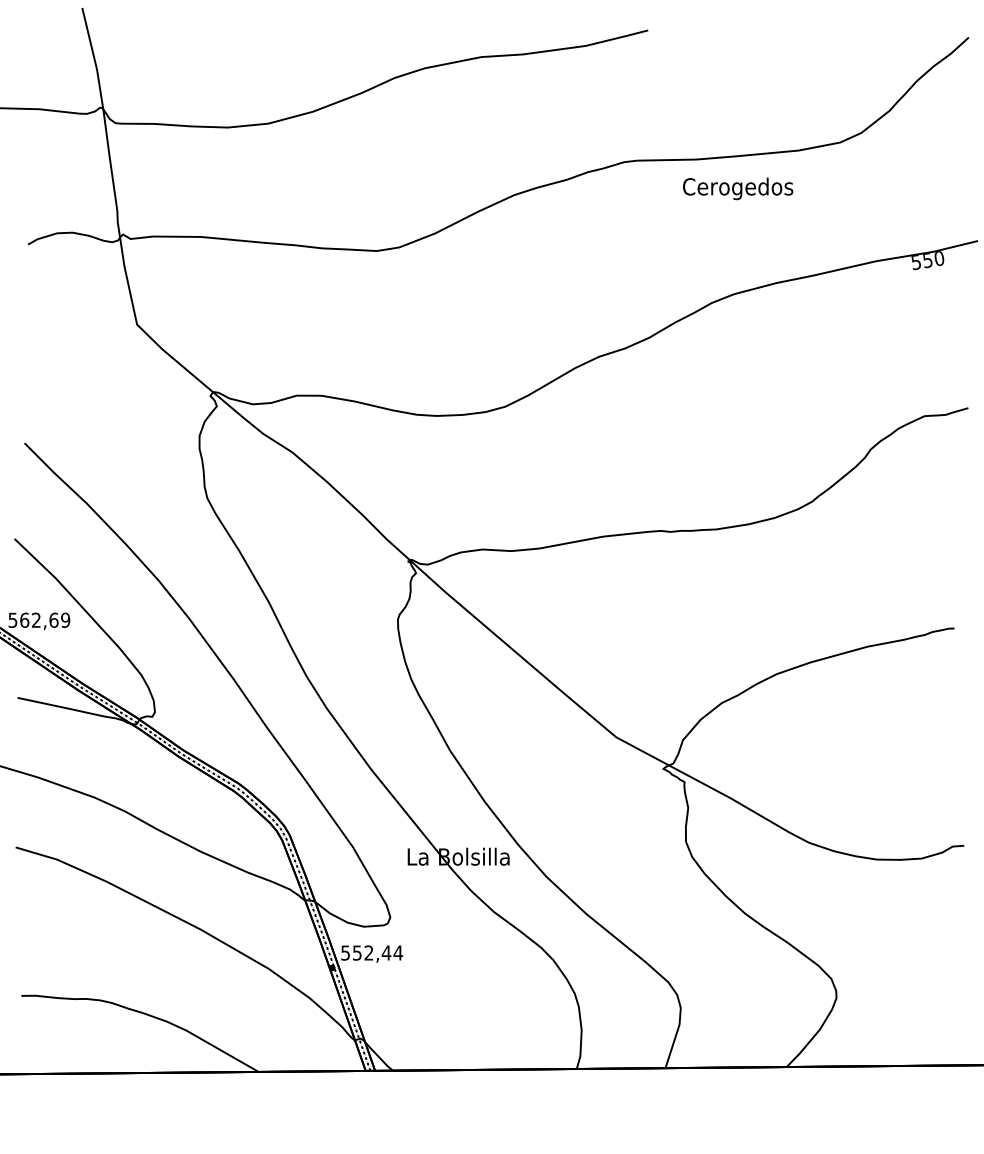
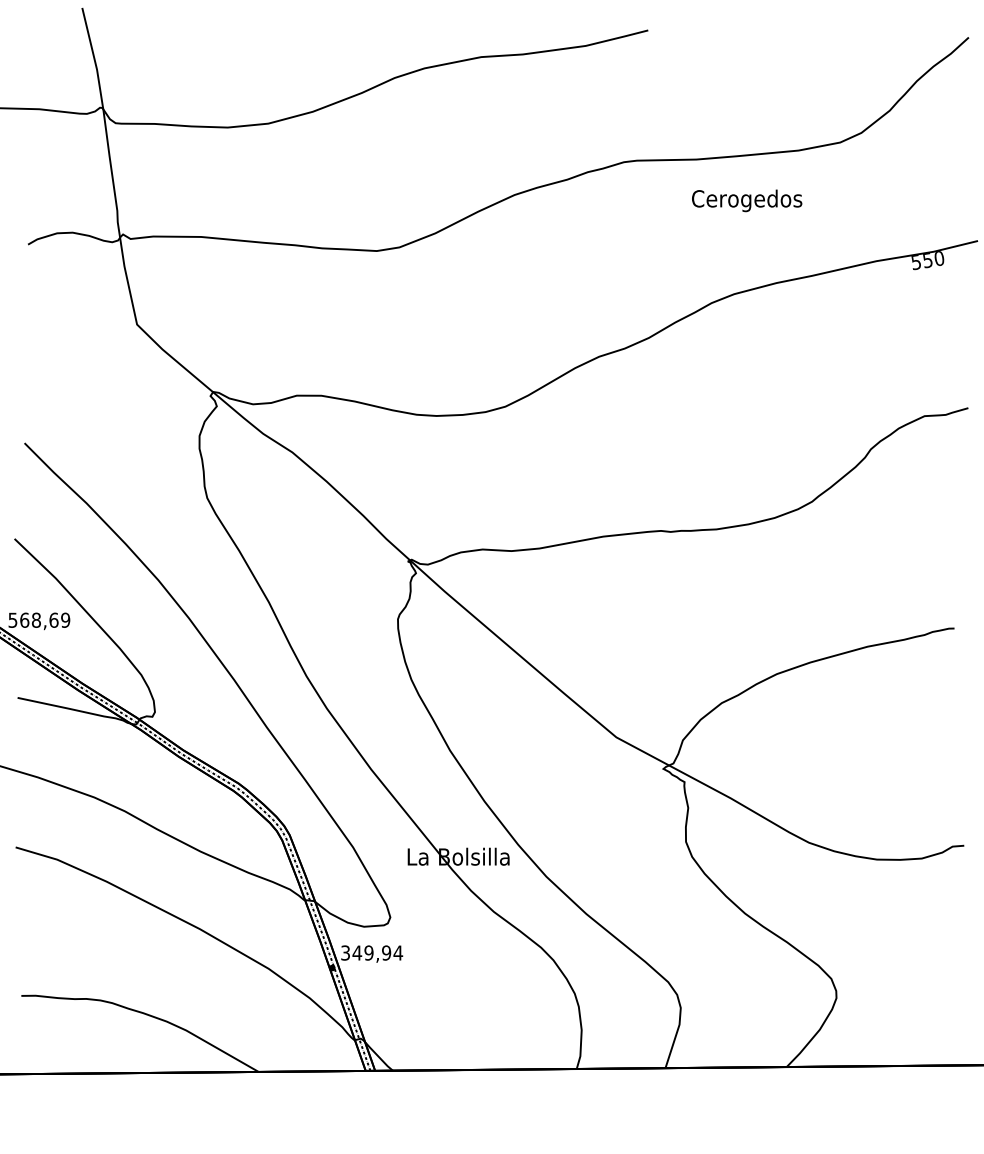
text position: (738, 188) -> (747, 200) (747, 200)
text: 562,69 -> 568,69 (35, 619)
text: 552,44 -> 349,94 (366, 952)
